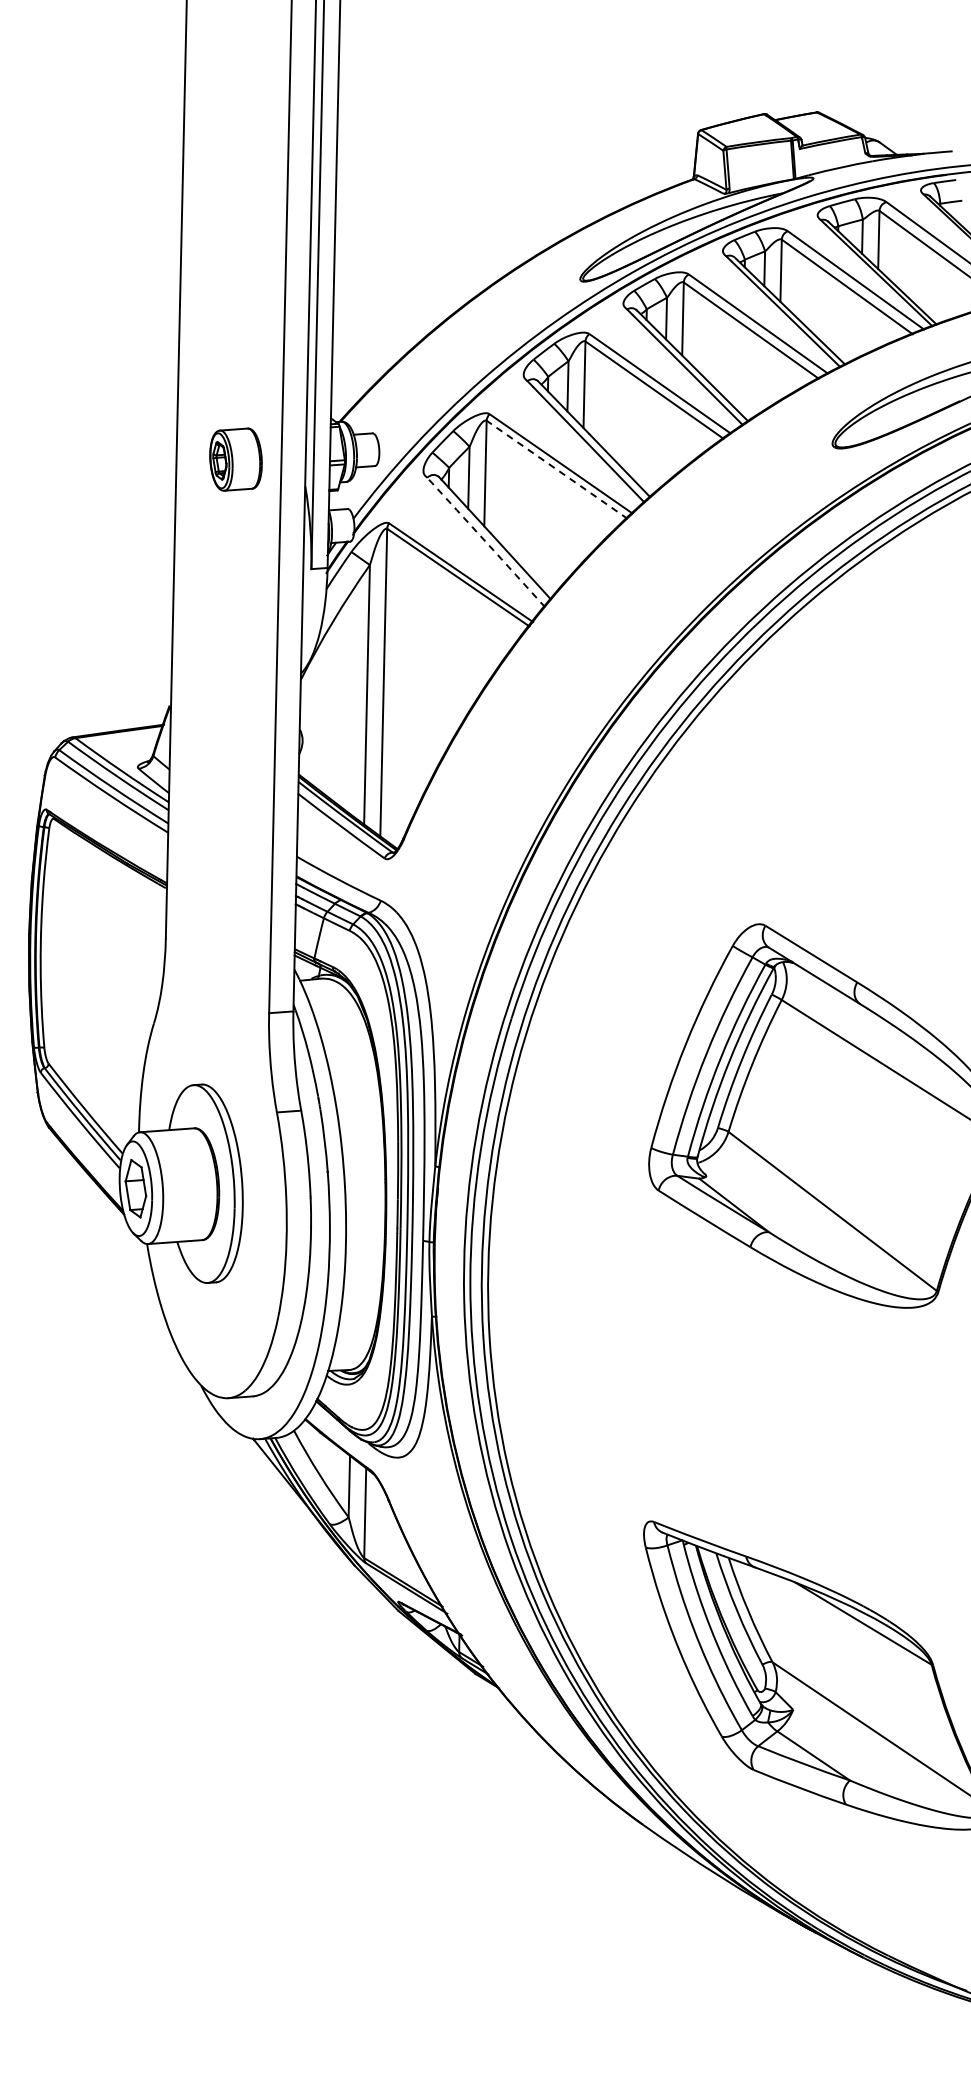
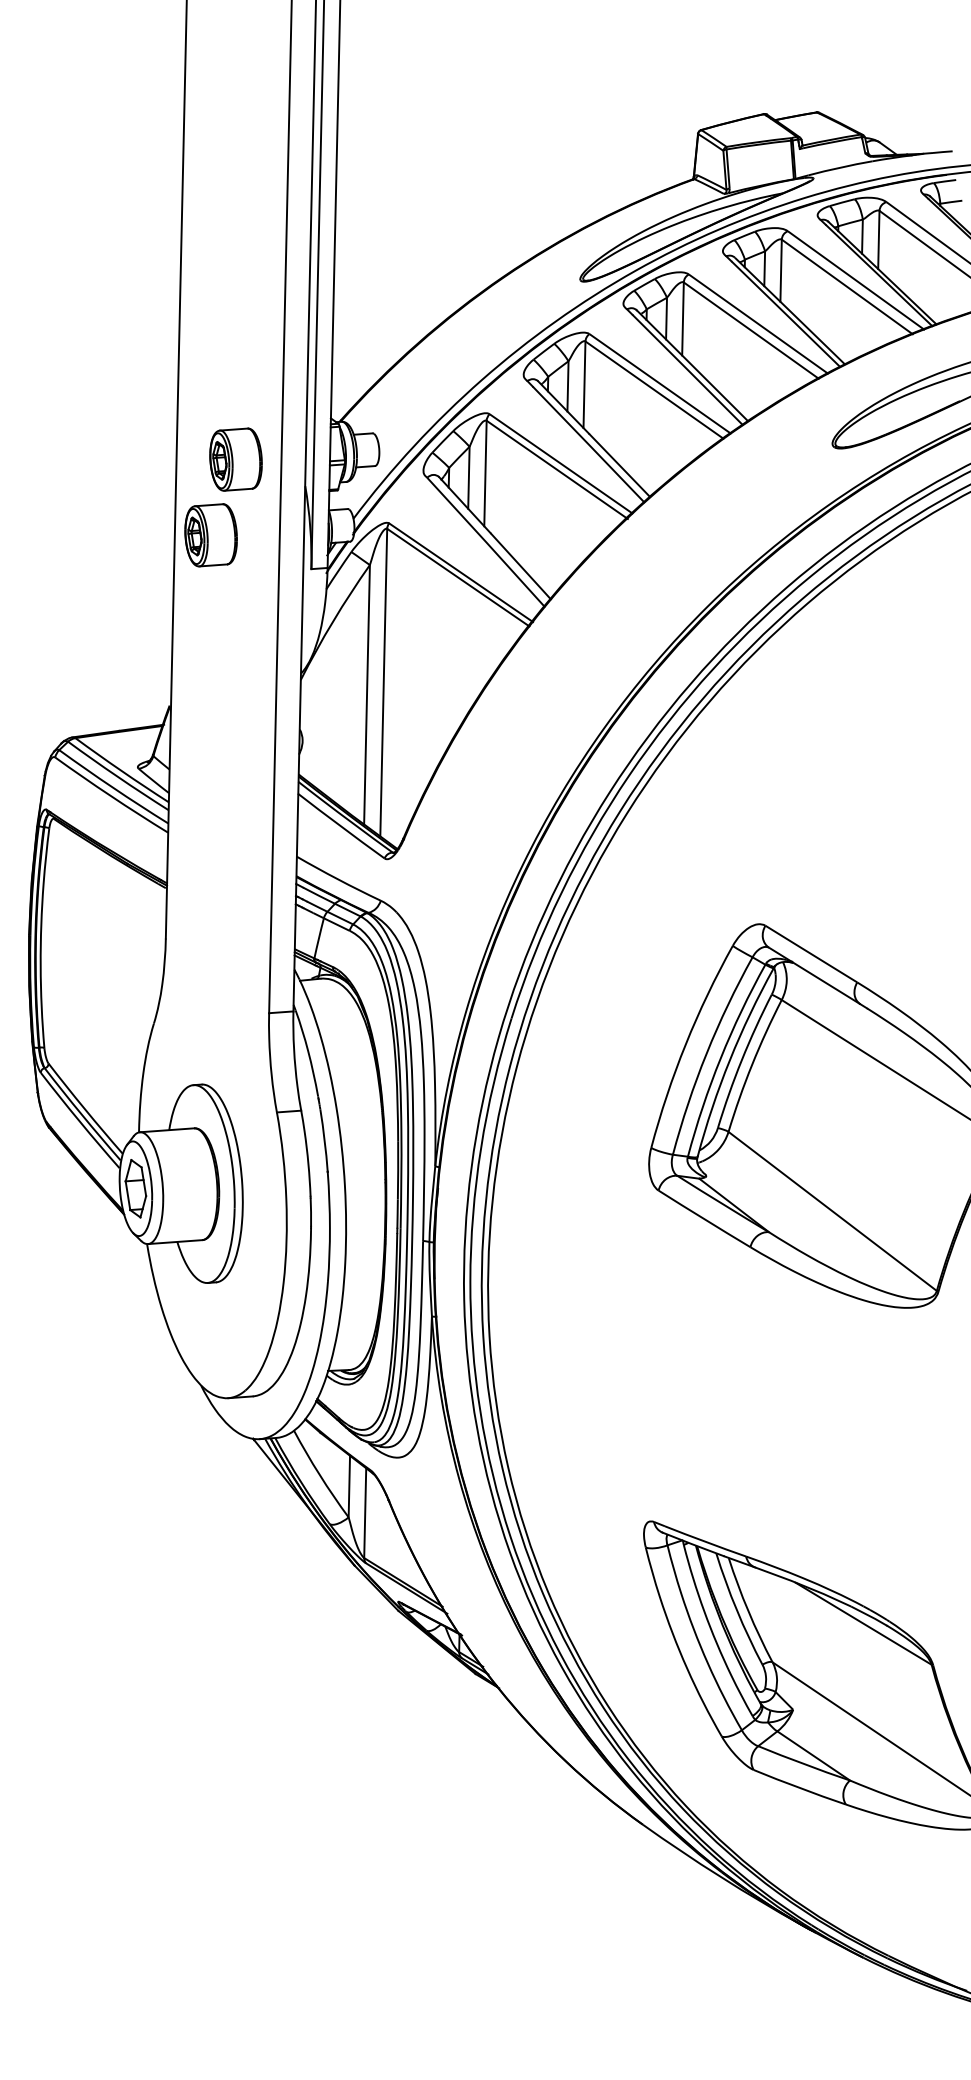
line: dashed -> solid (556, 469)
part: none -> present (210, 535)
arc: dashed -> solid (486, 542)
